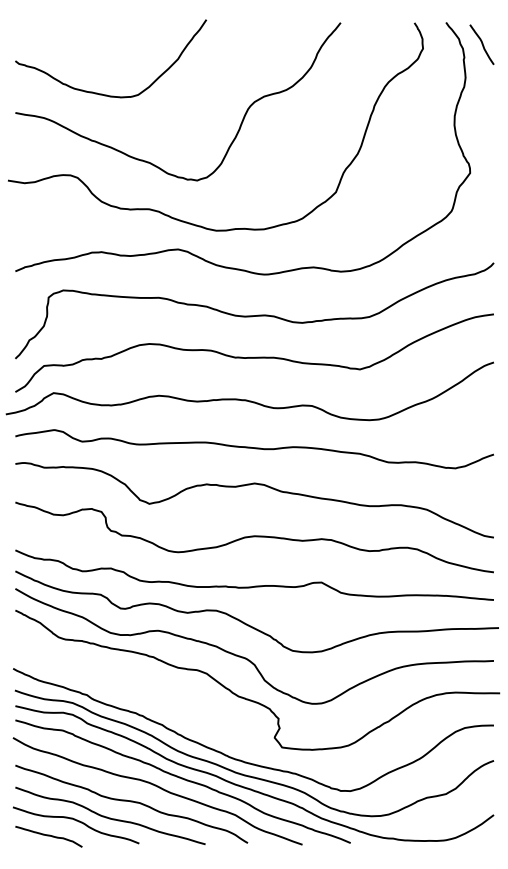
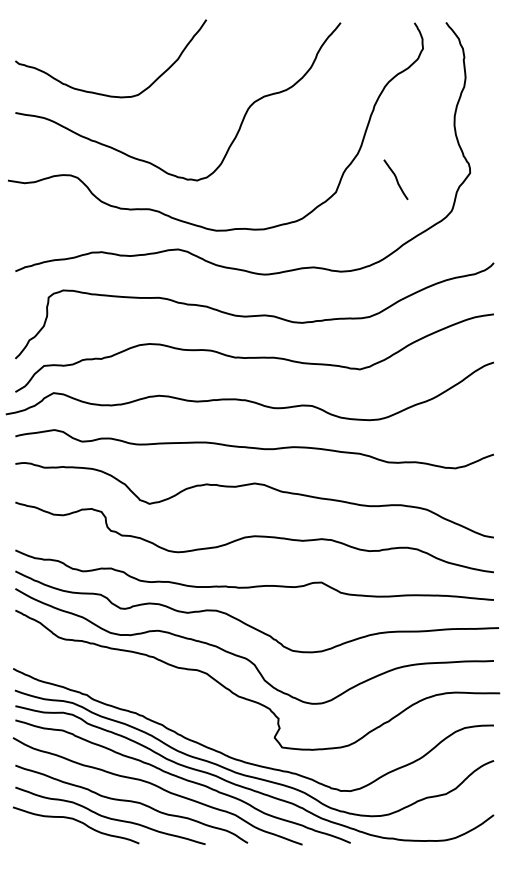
curve position: (481, 44) -> (395, 179) (395, 179)
curve: present -> none (48, 836)
